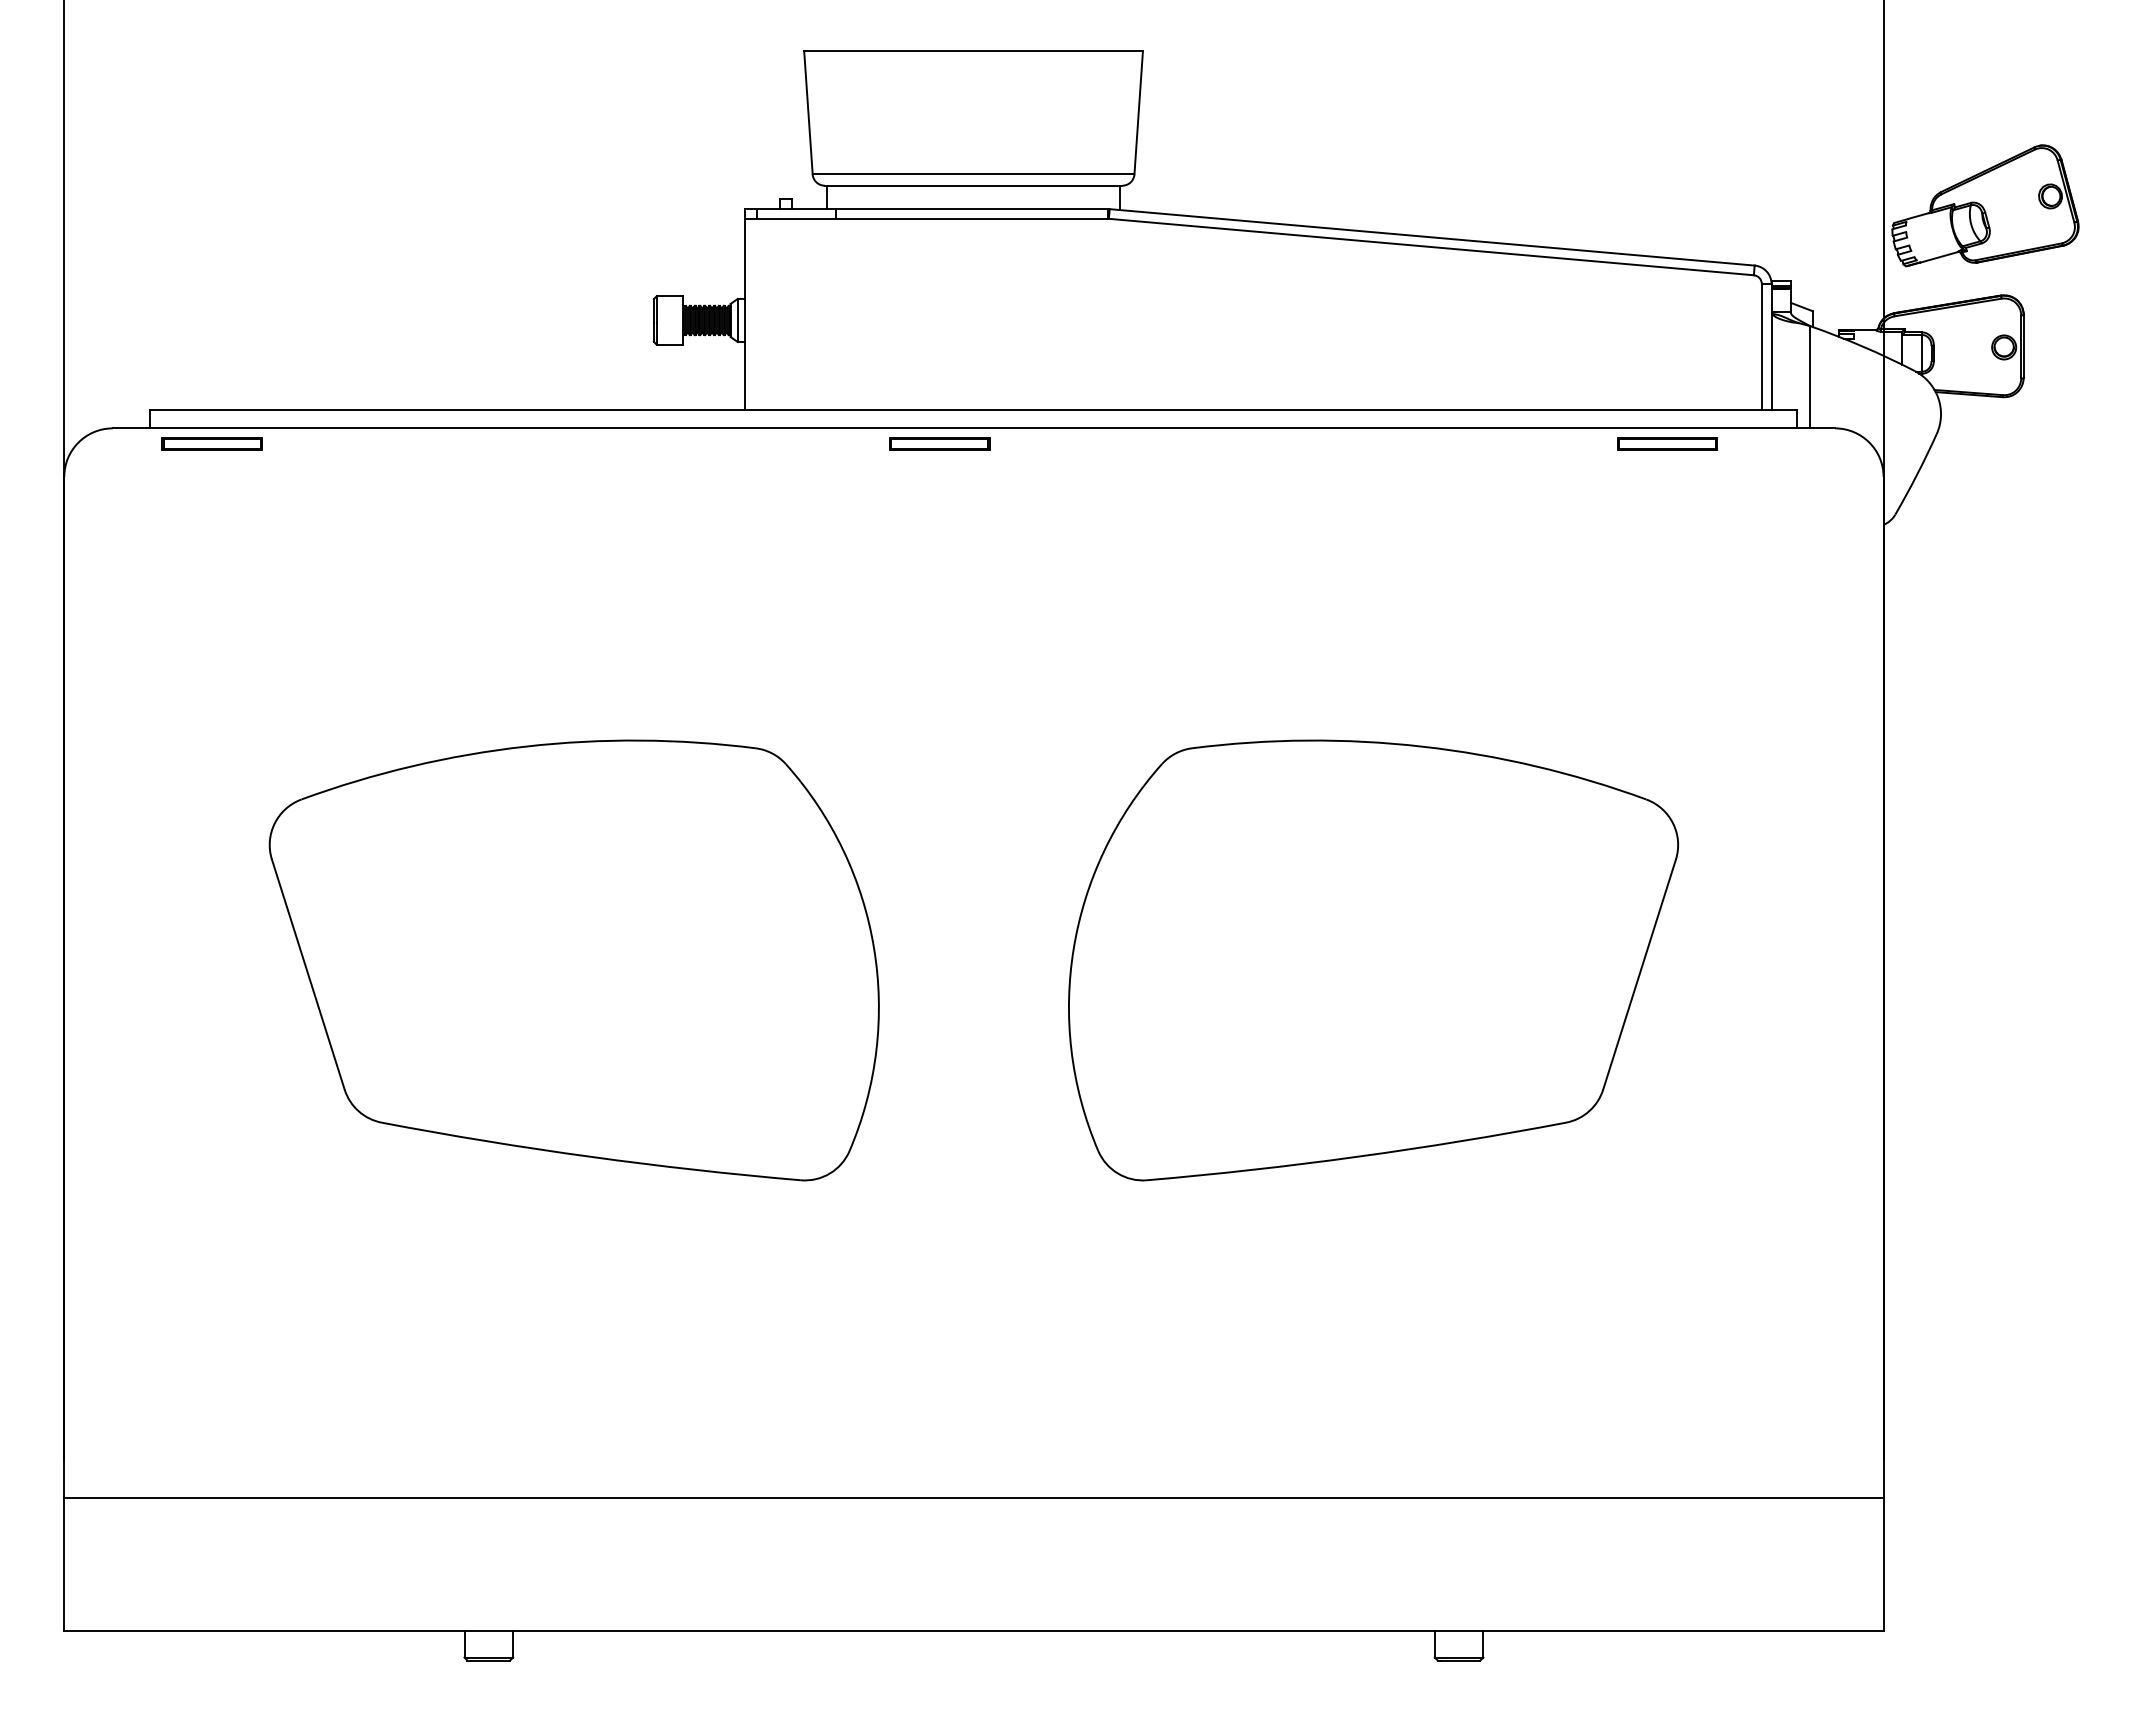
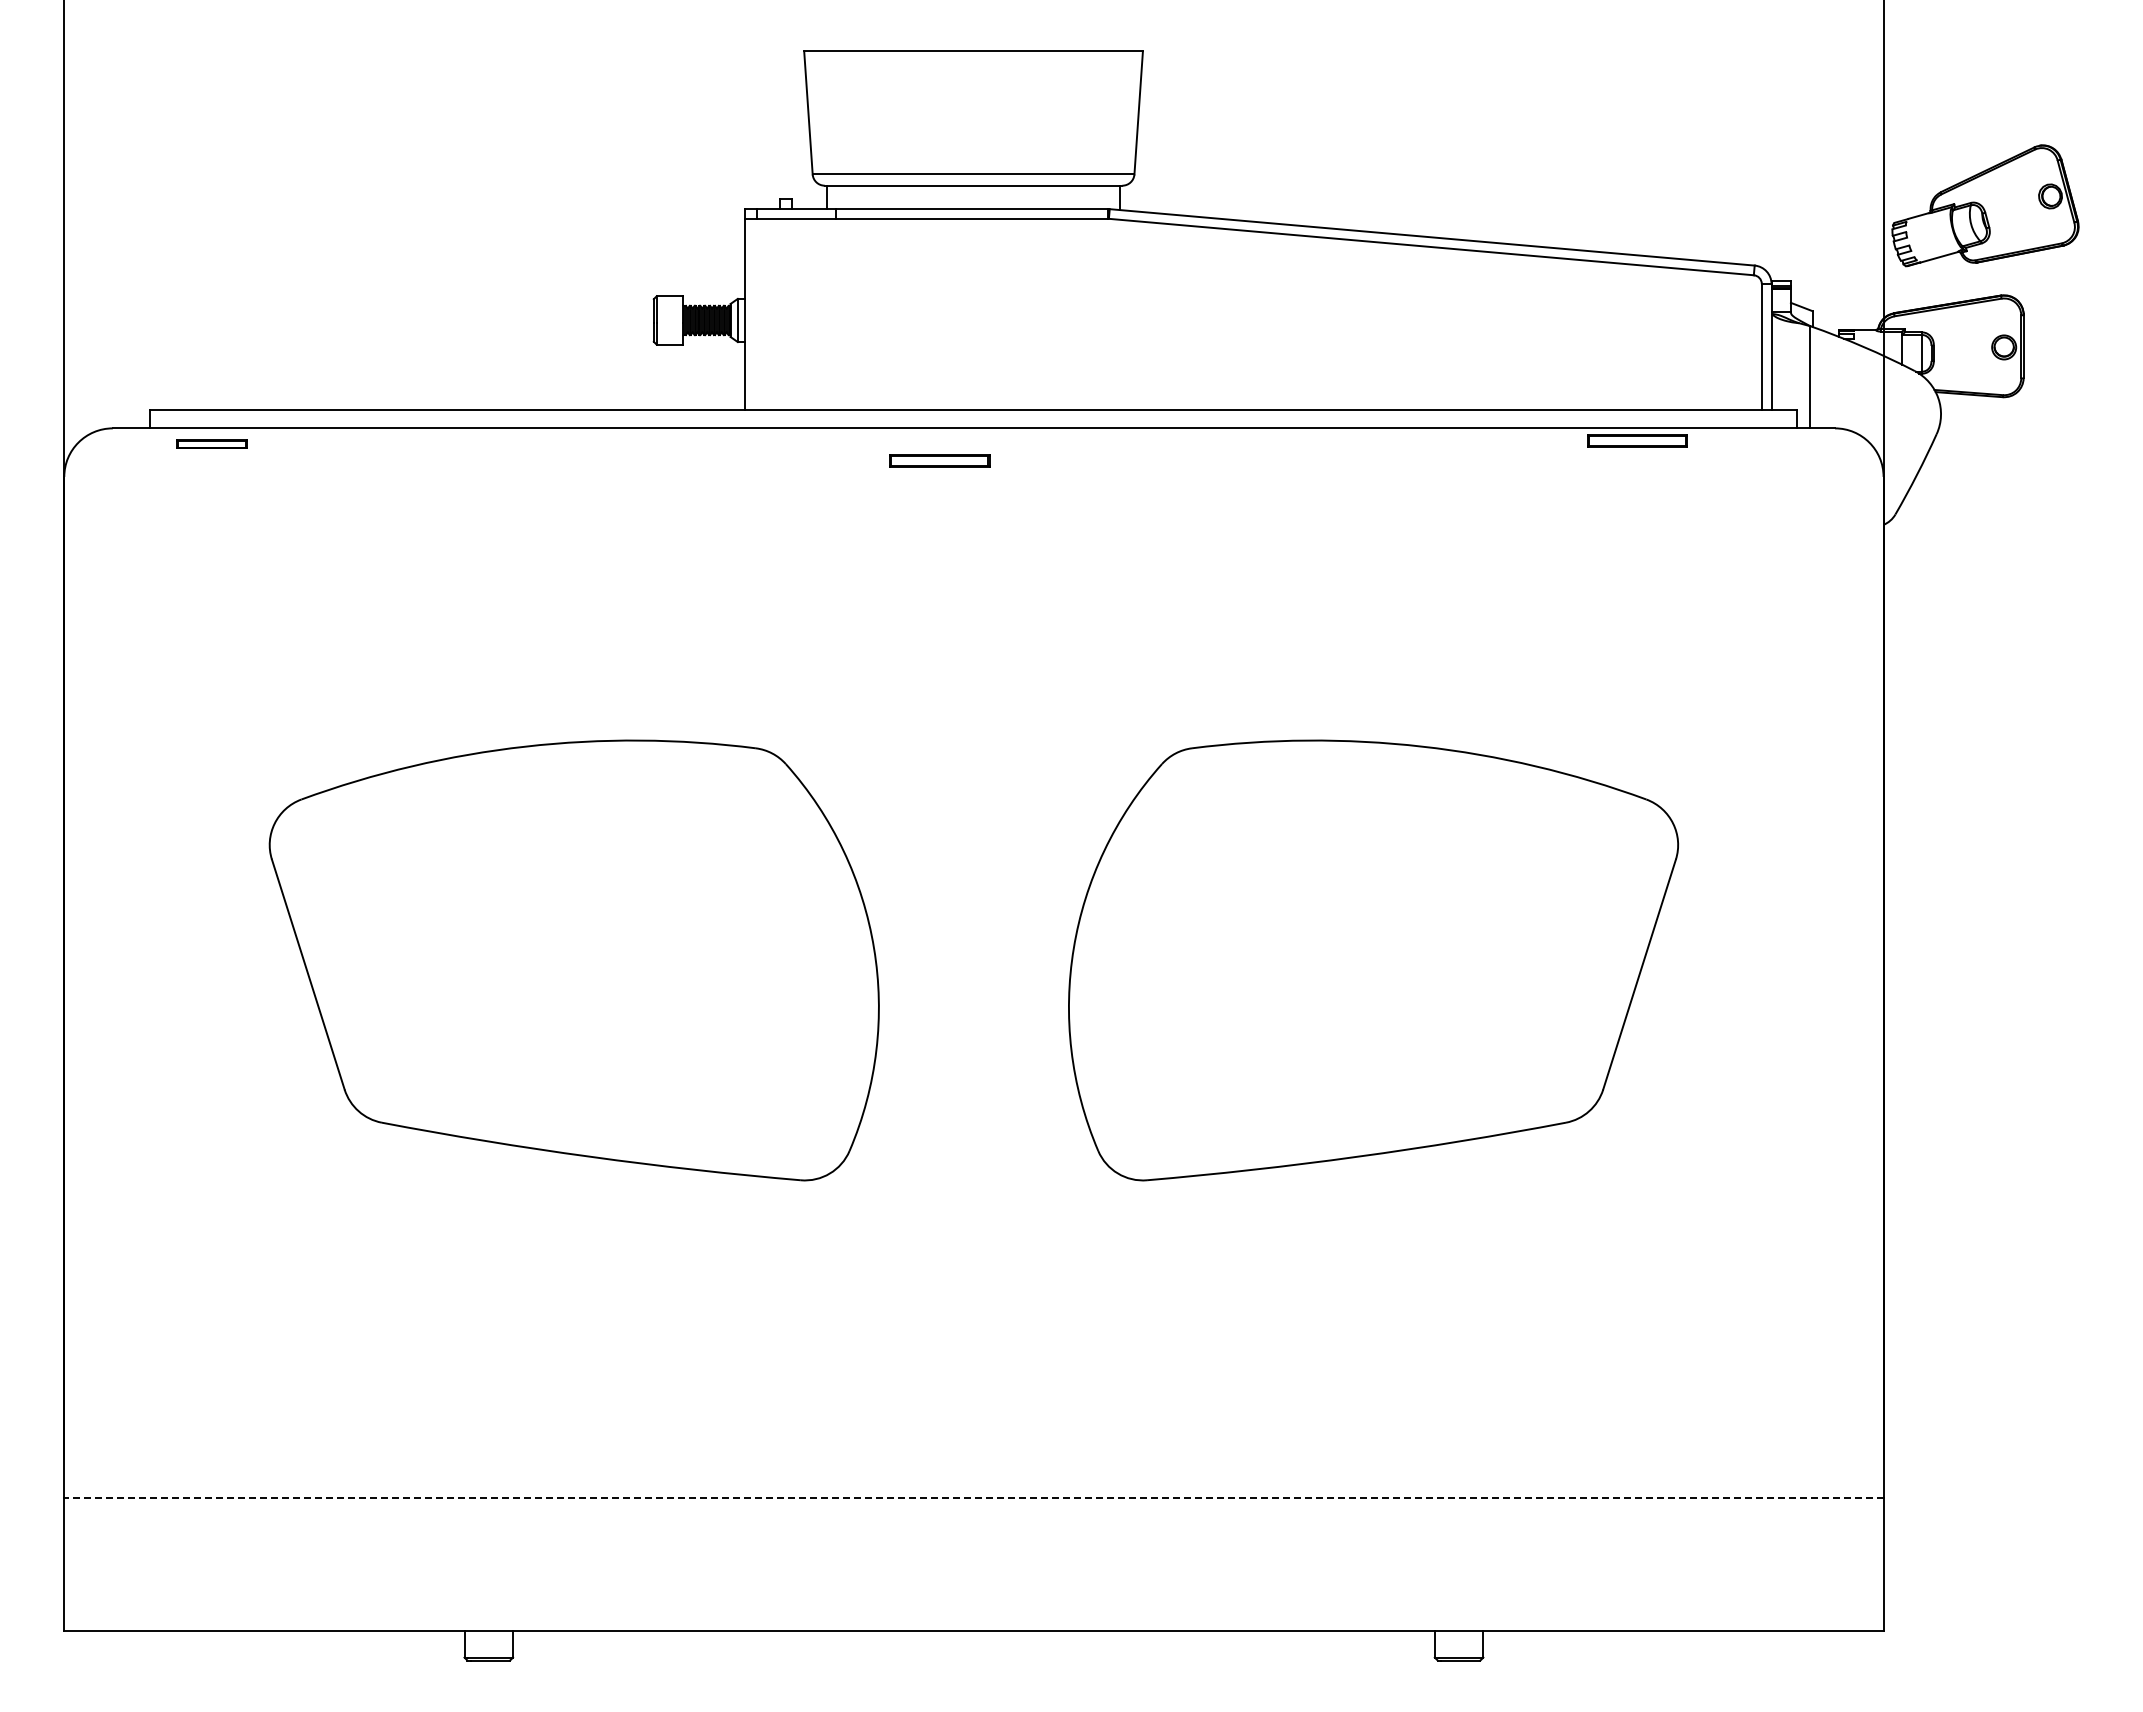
part size: 102x14 px -> 72x10 px (211, 443)
part position: (939, 443) -> (939, 460) (939, 460)
part position: (1667, 443) -> (1637, 440) (1637, 440)
line: solid -> dashed (973, 1497)
